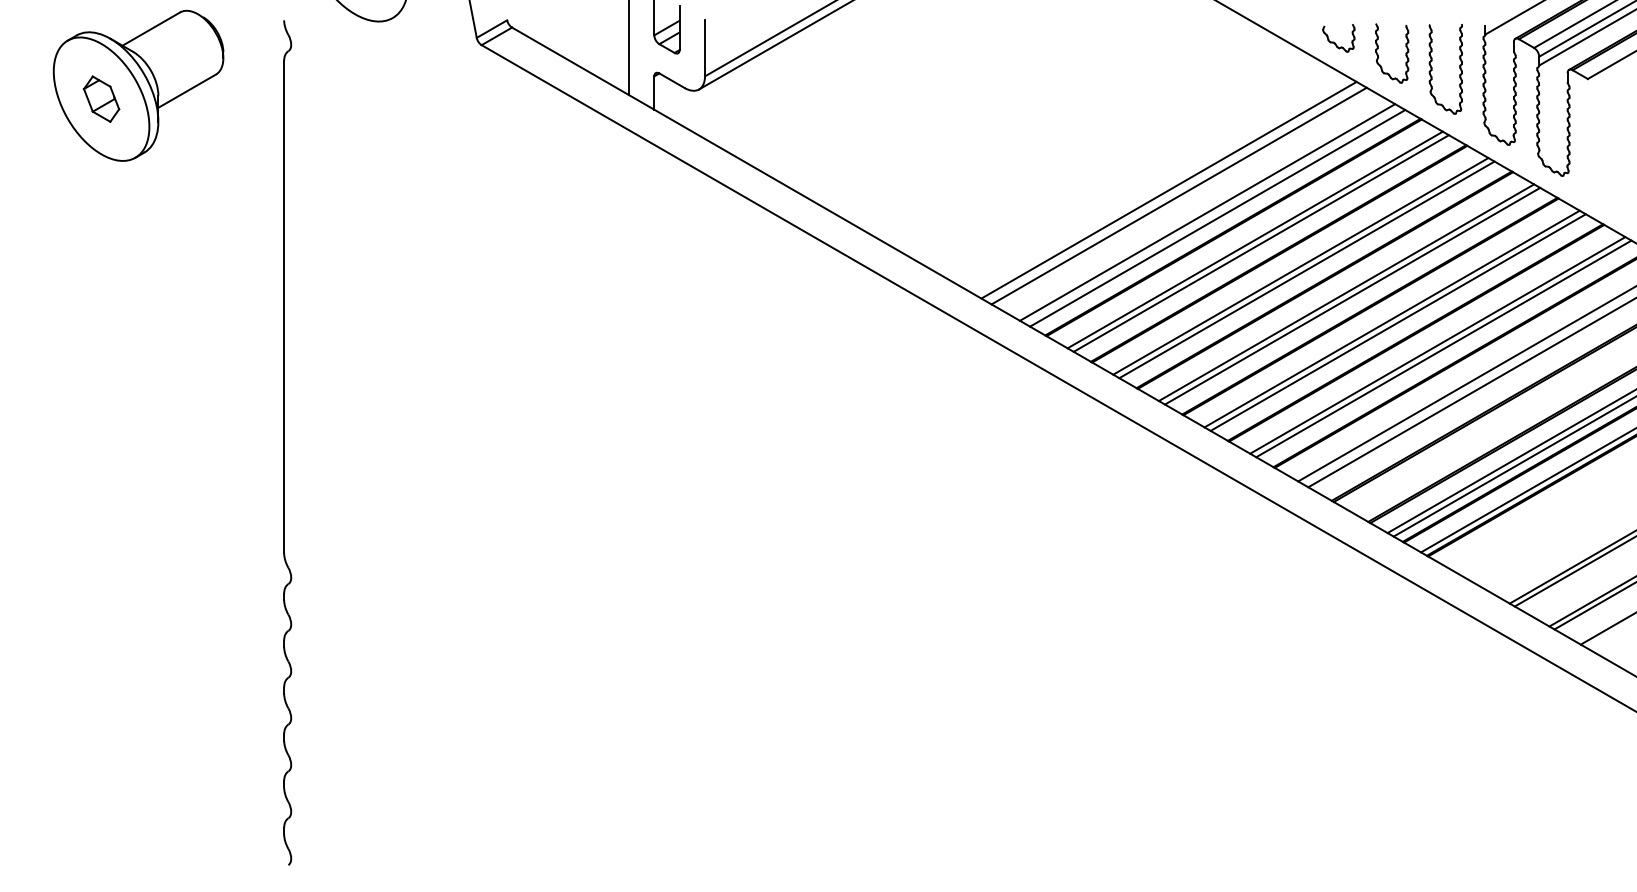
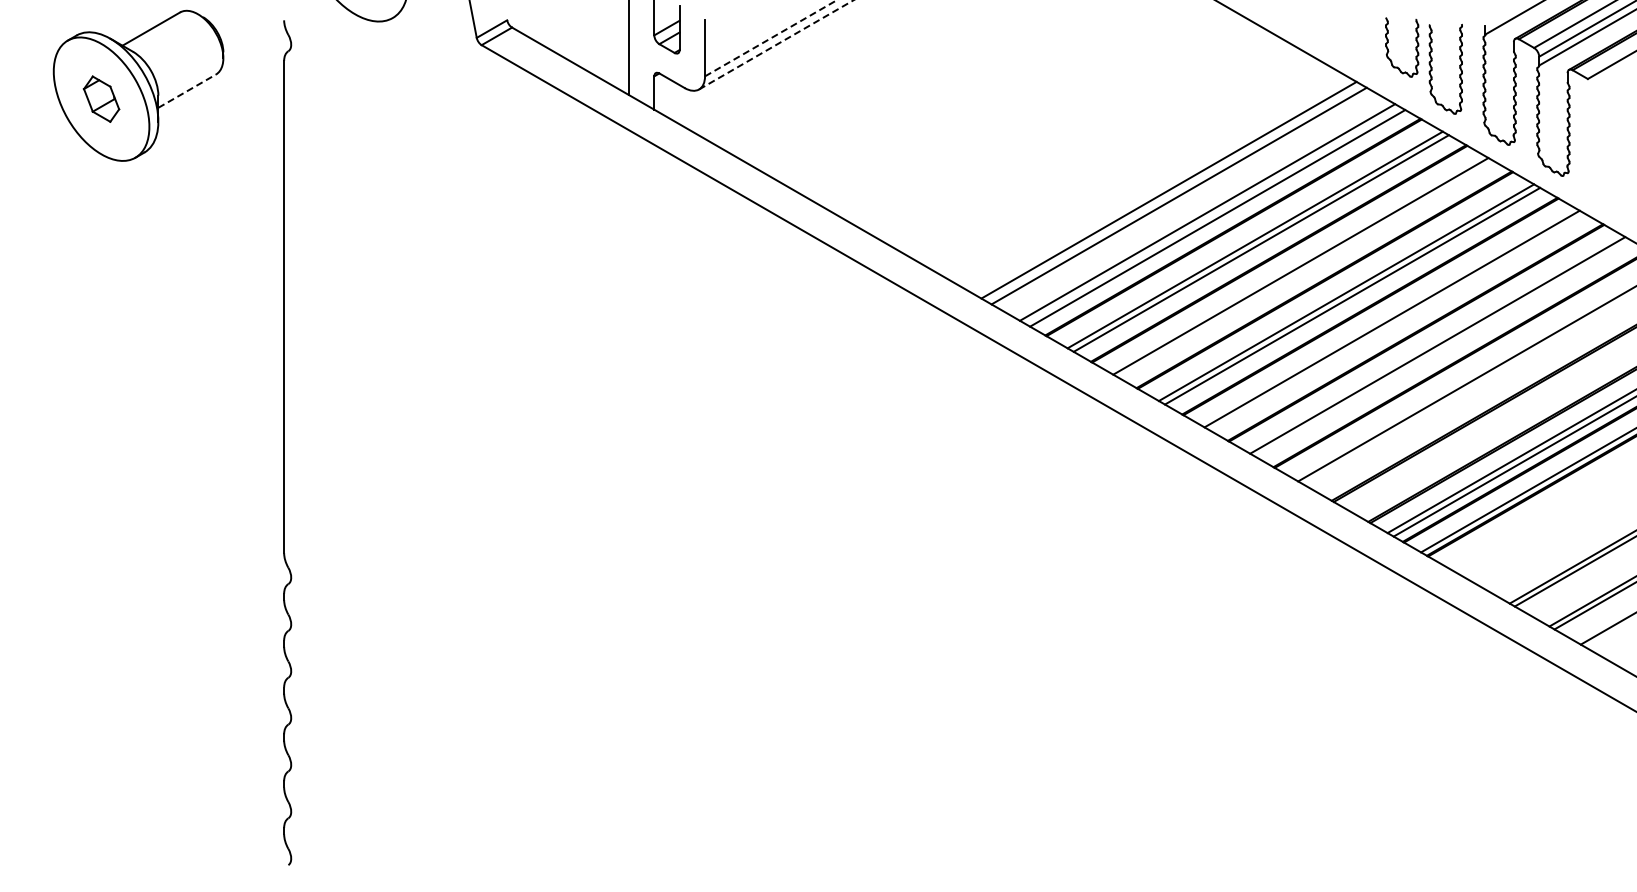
line: solid -> dashed (770, 38)
part: present -> none (1338, 38)
line: solid -> dashed (776, 44)
part position: (1405, 53) -> (1415, 47) (1415, 47)
line: solid -> dashed (187, 90)
line: present -> none (1306, 269)
line: present -> none (1397, 322)
line: present -> none (1443, 348)
line: present -> none (1470, 393)
